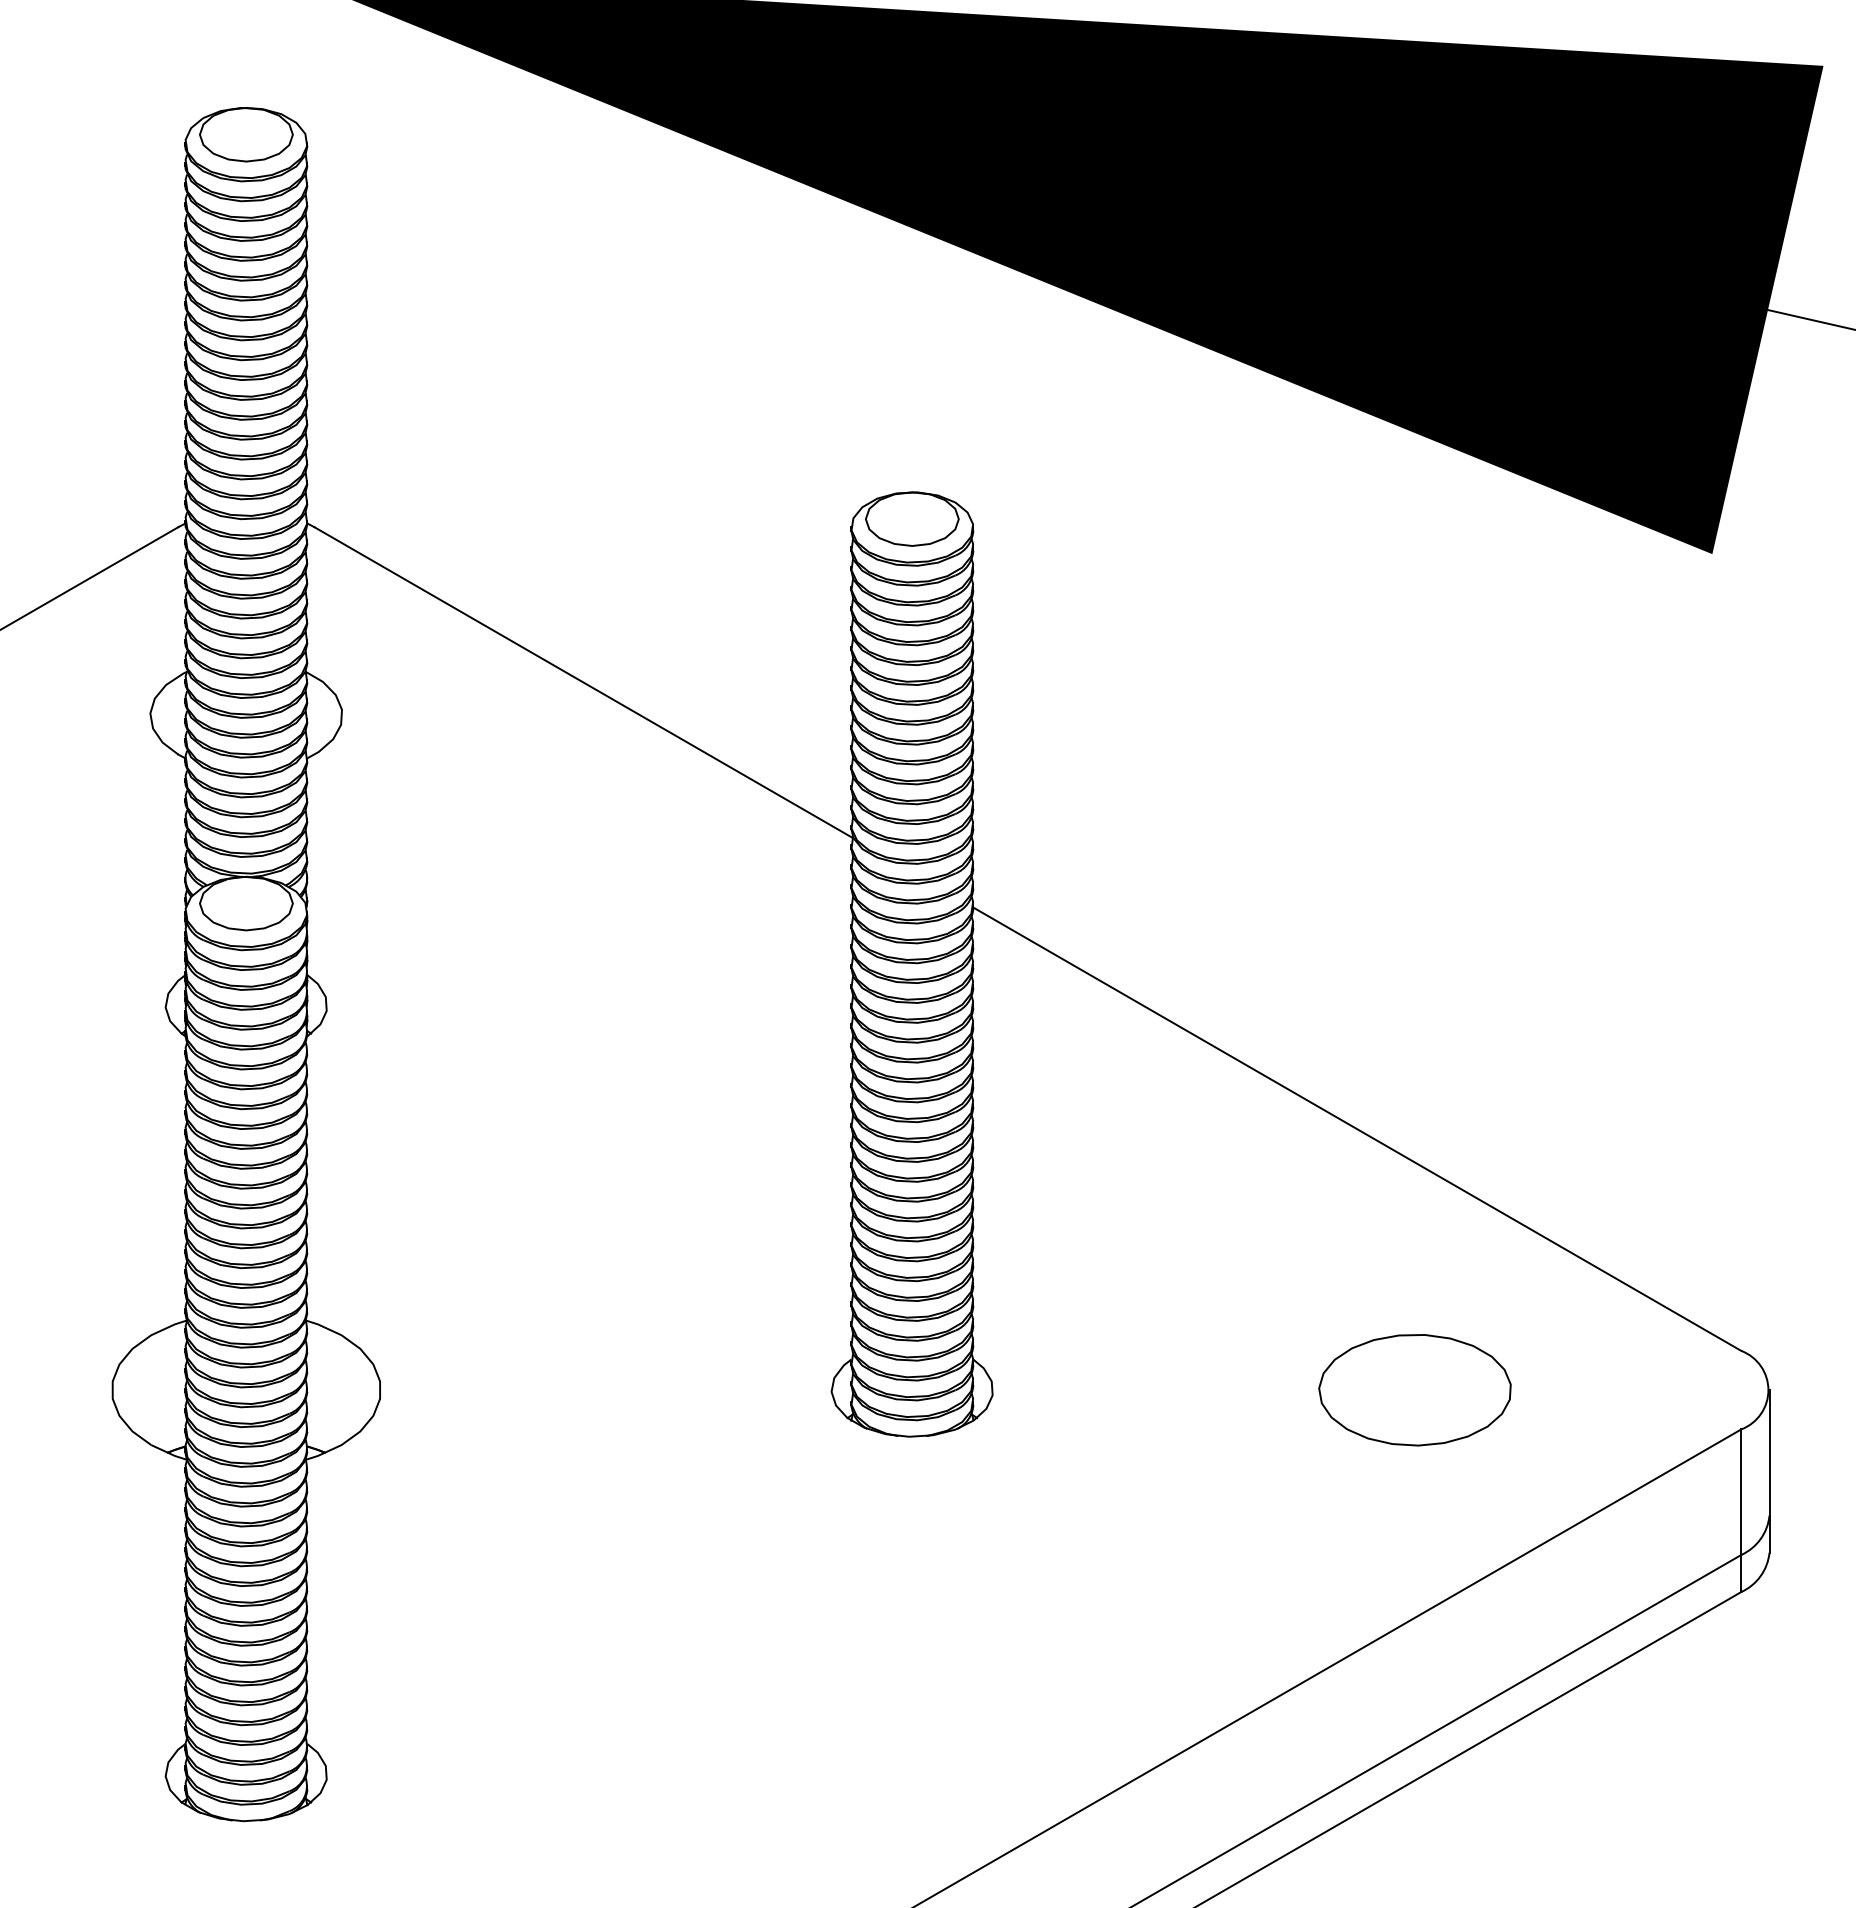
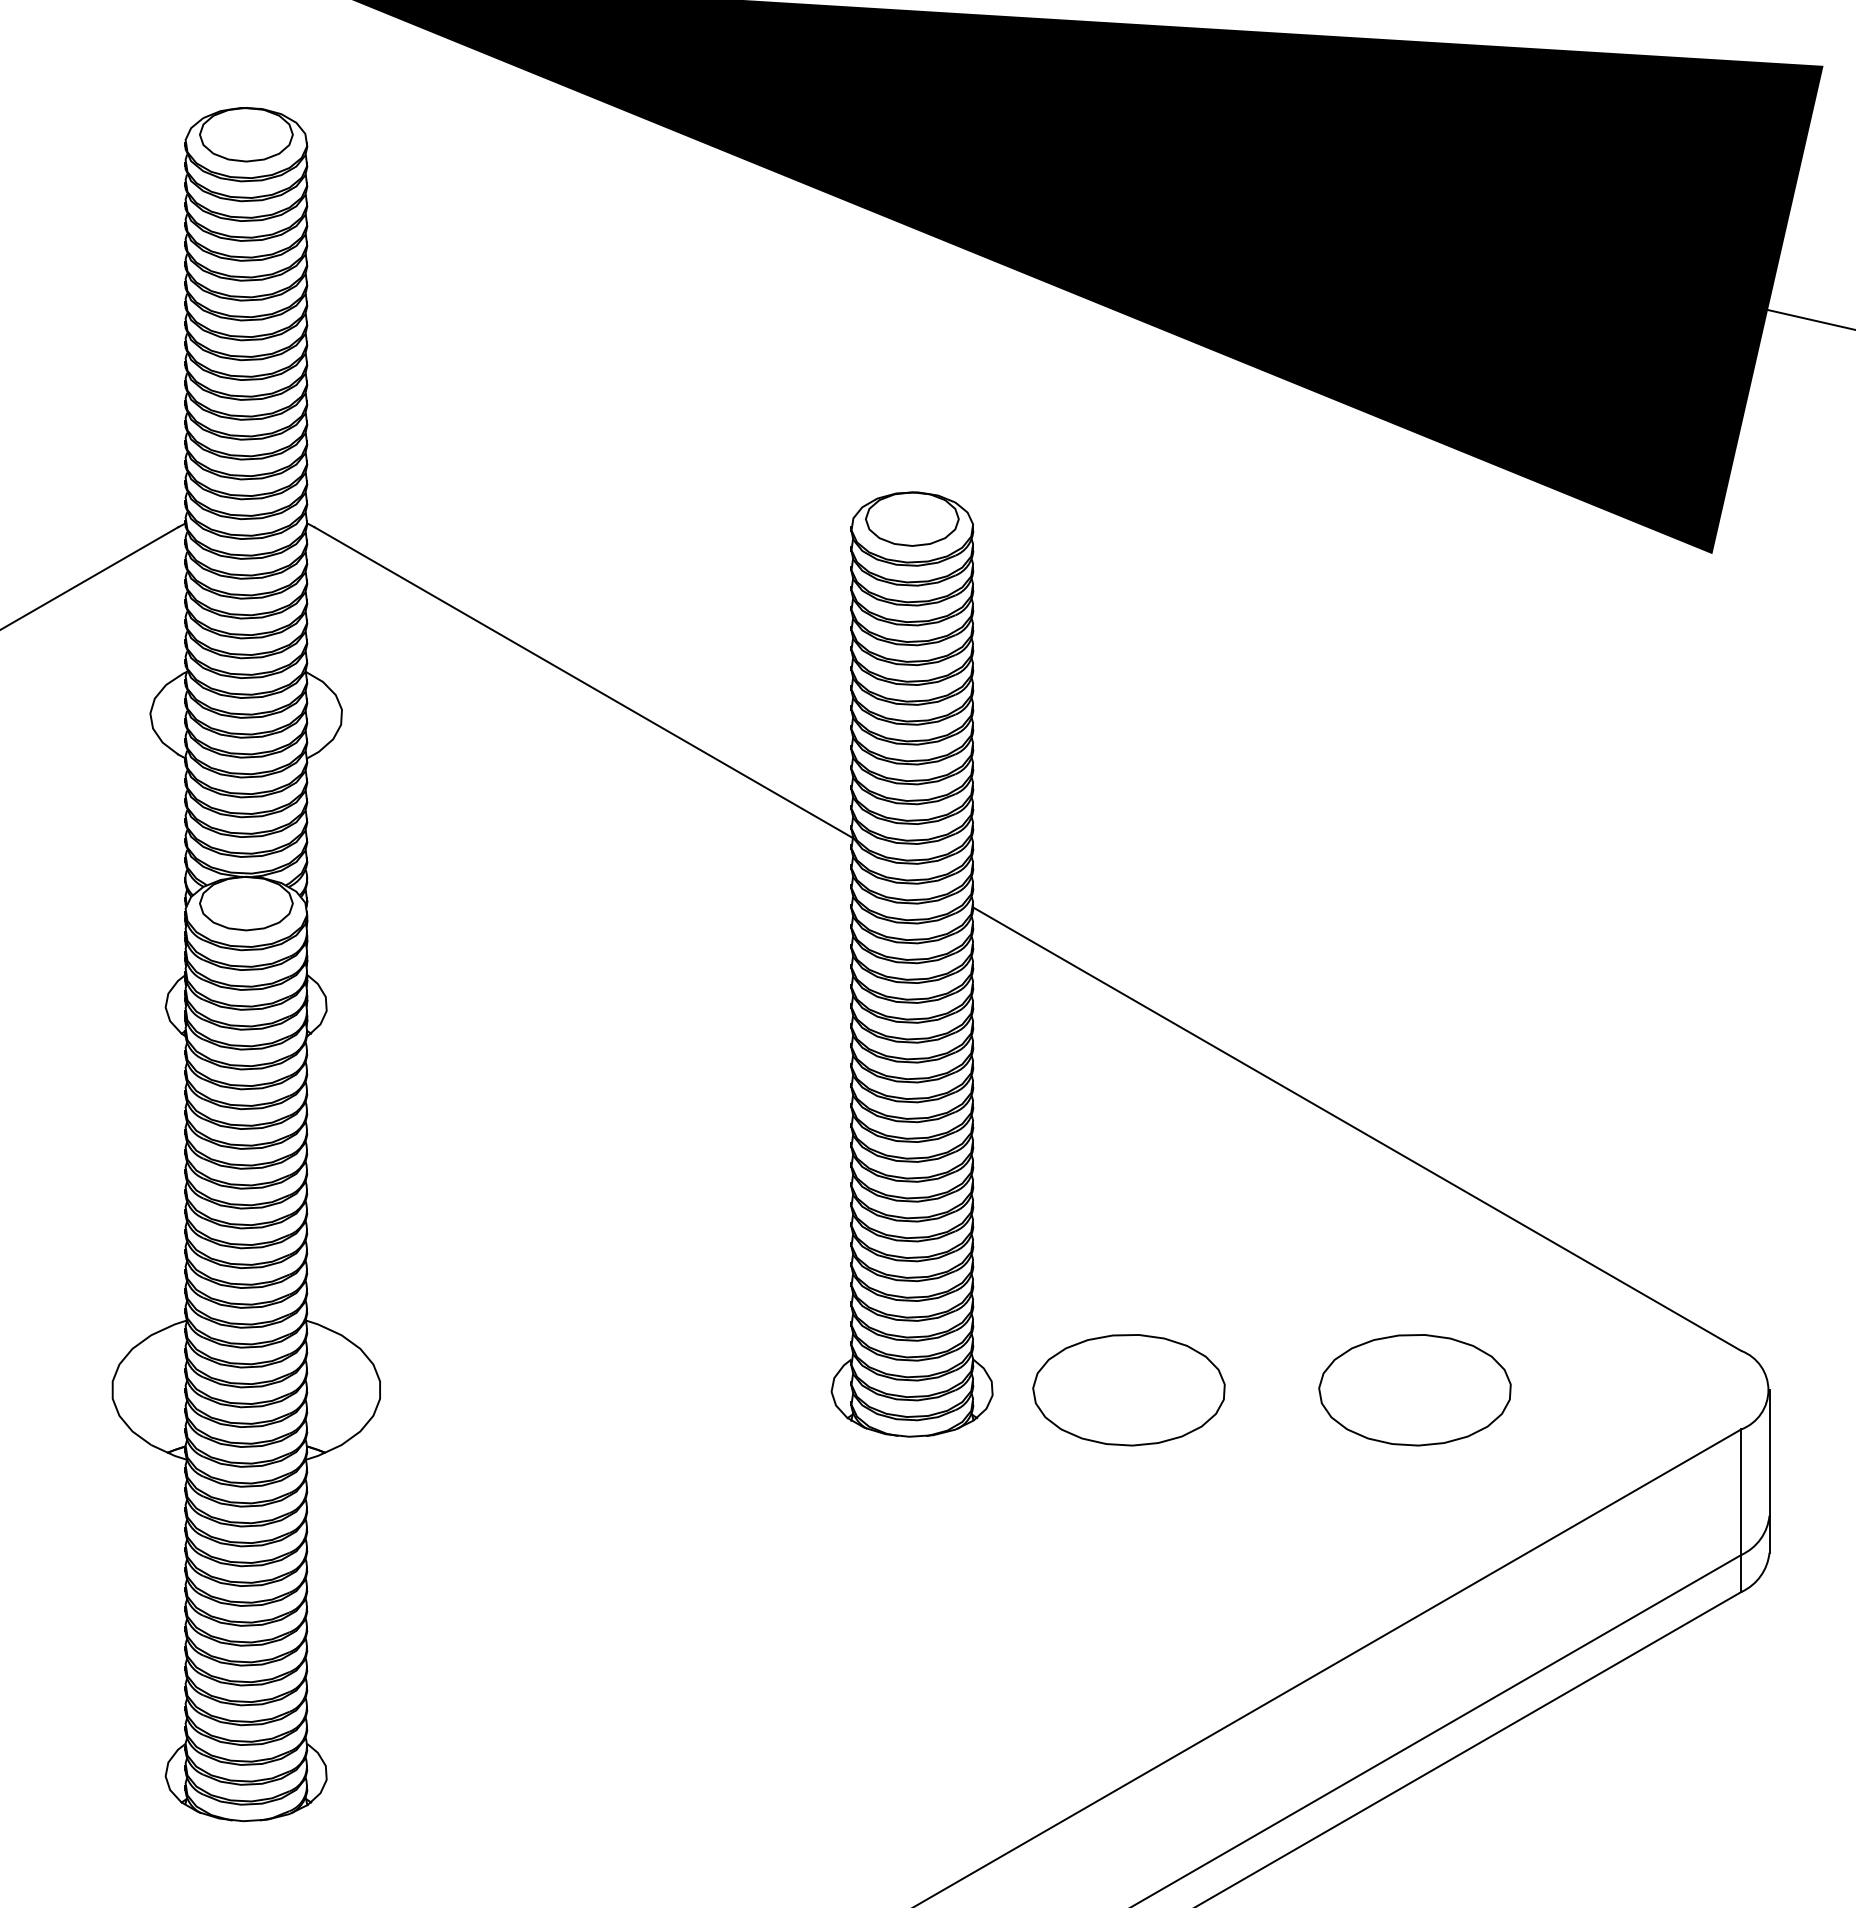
part: none -> present (1128, 1390)
